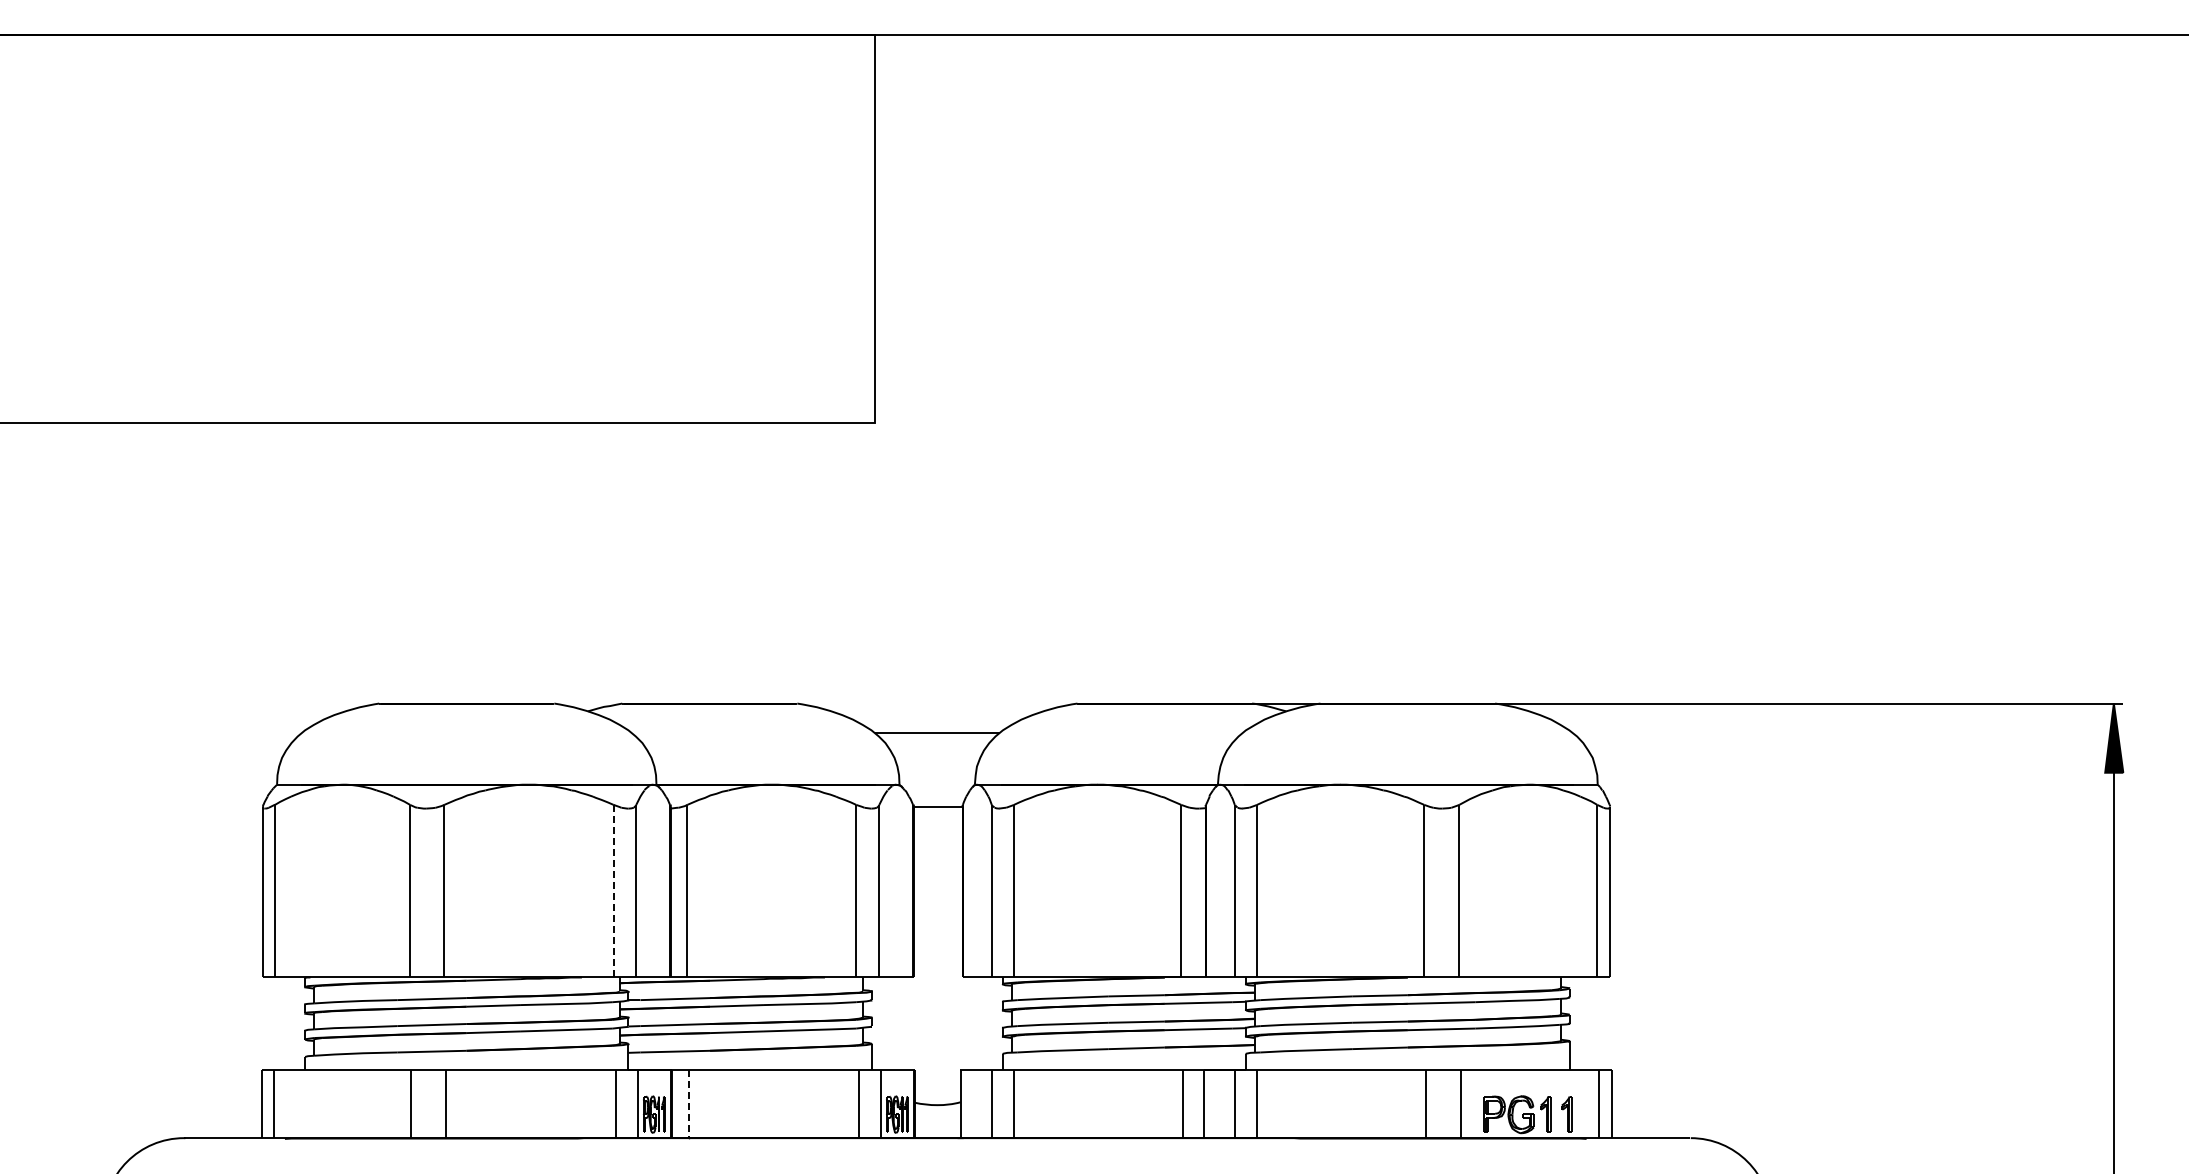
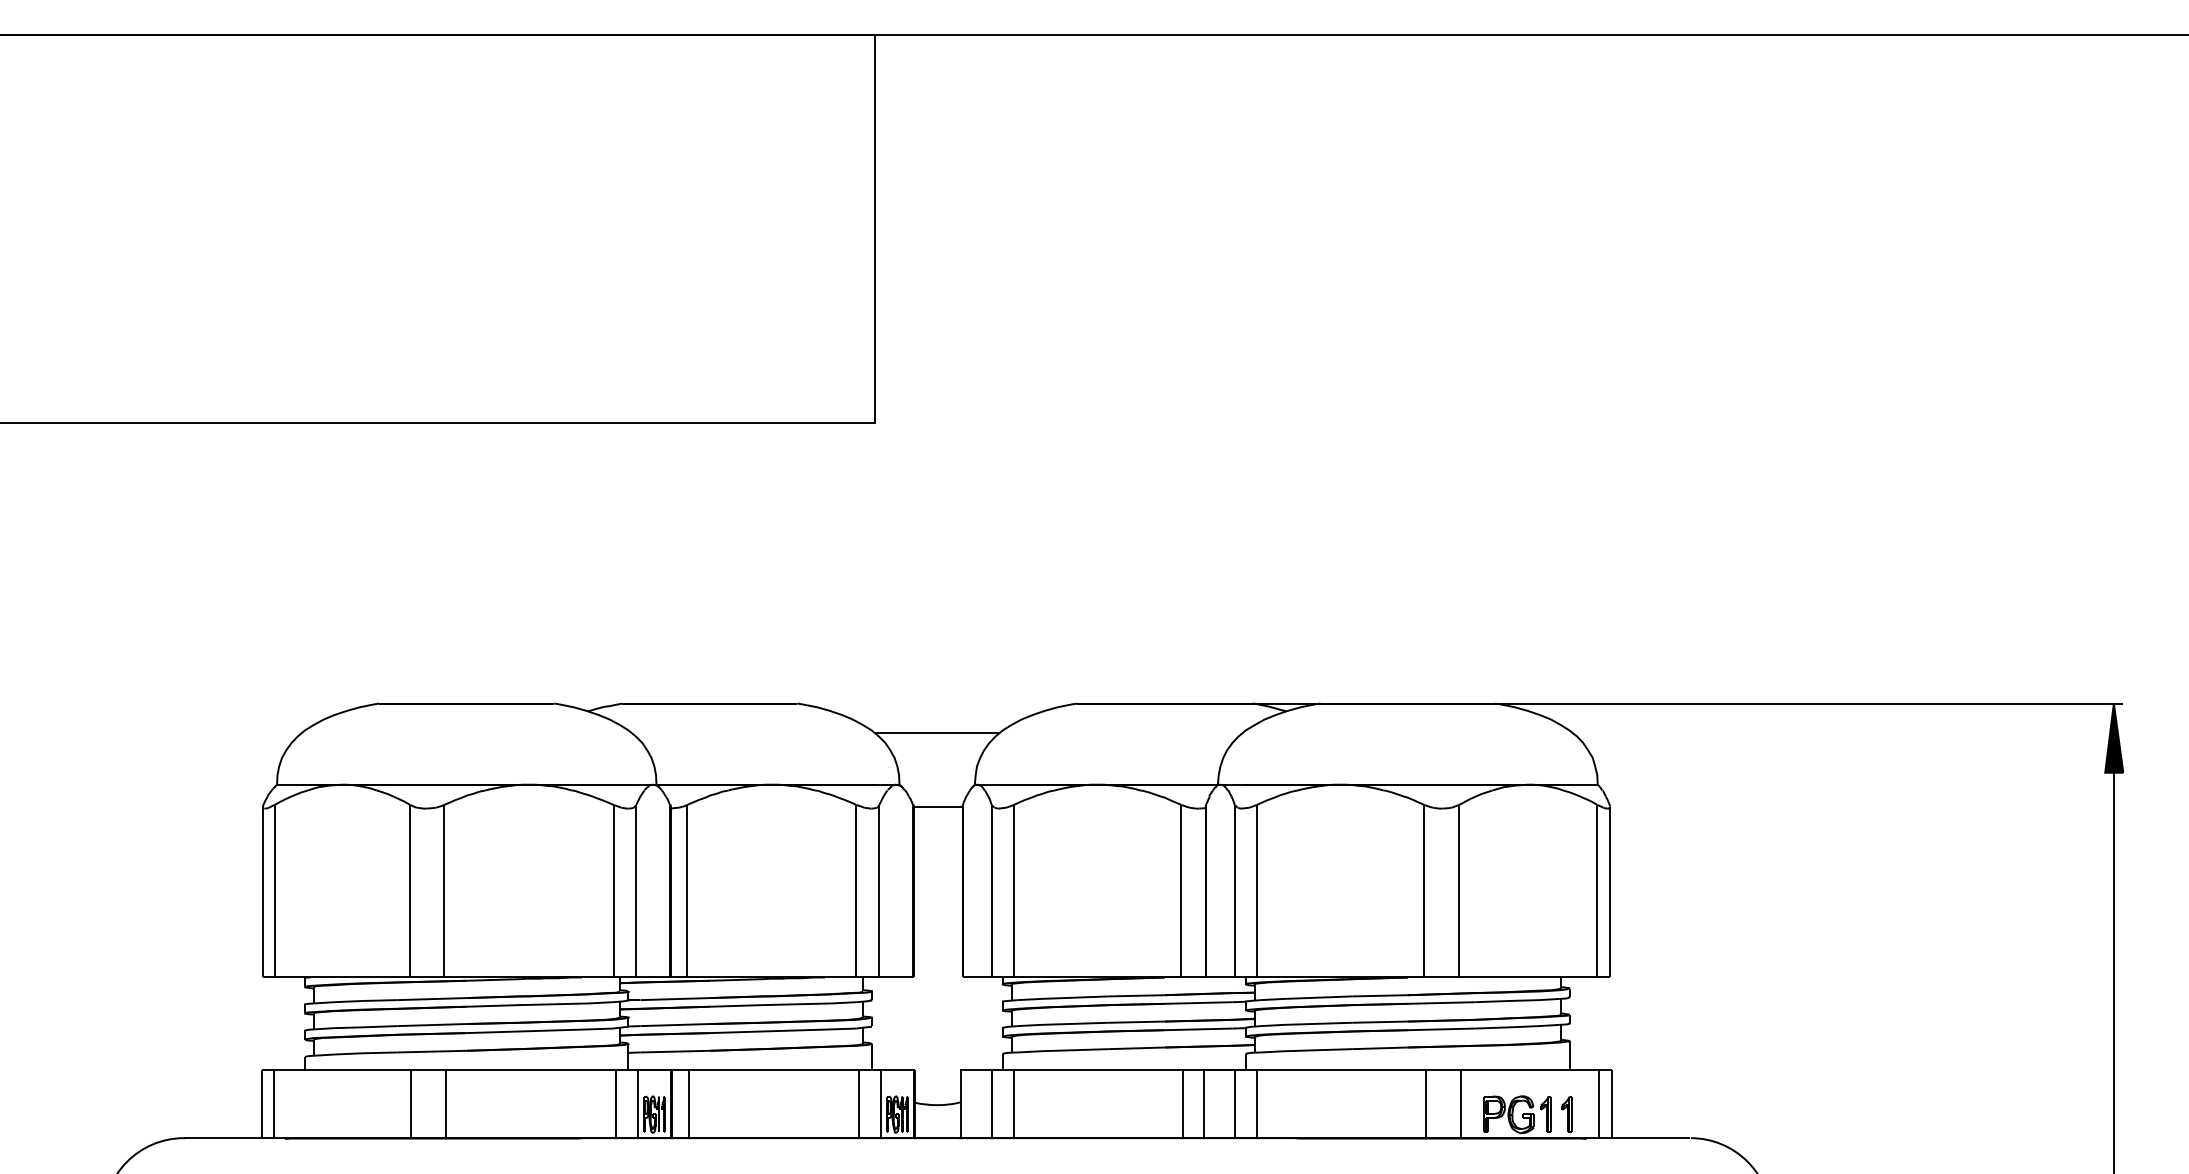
line: dashed -> solid (613, 890)
line: dashed -> solid (689, 1105)
